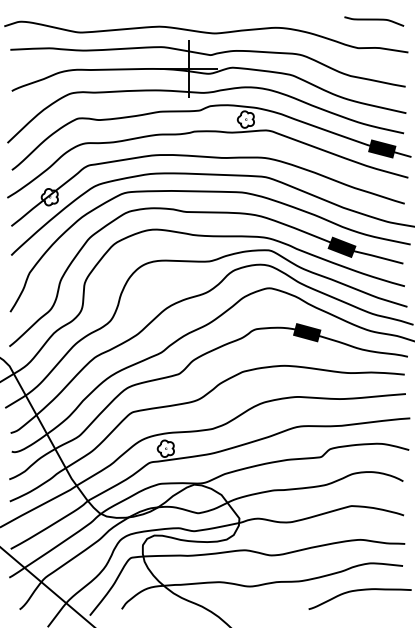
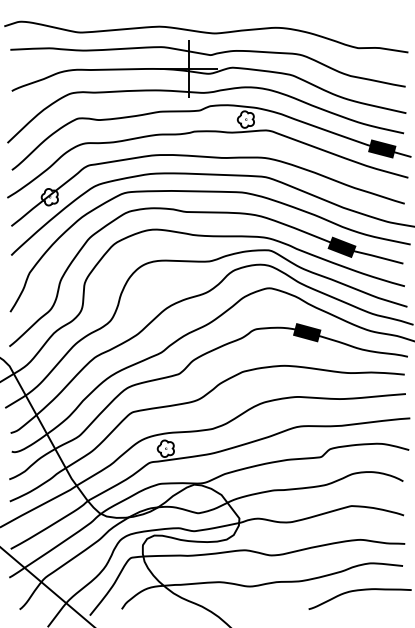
curve: present -> none (374, 20)
